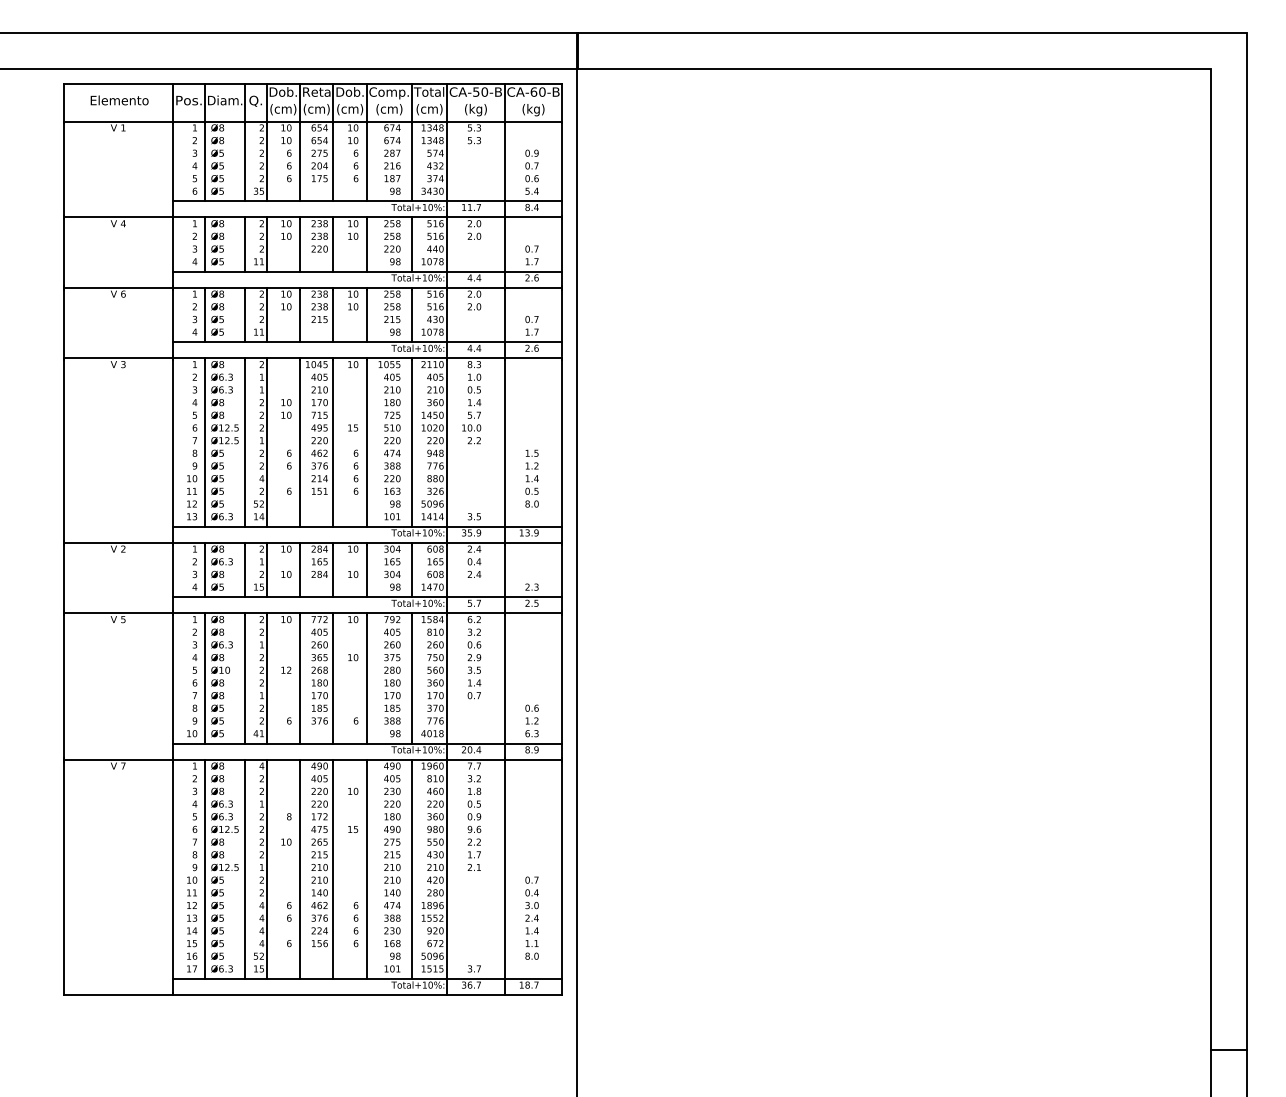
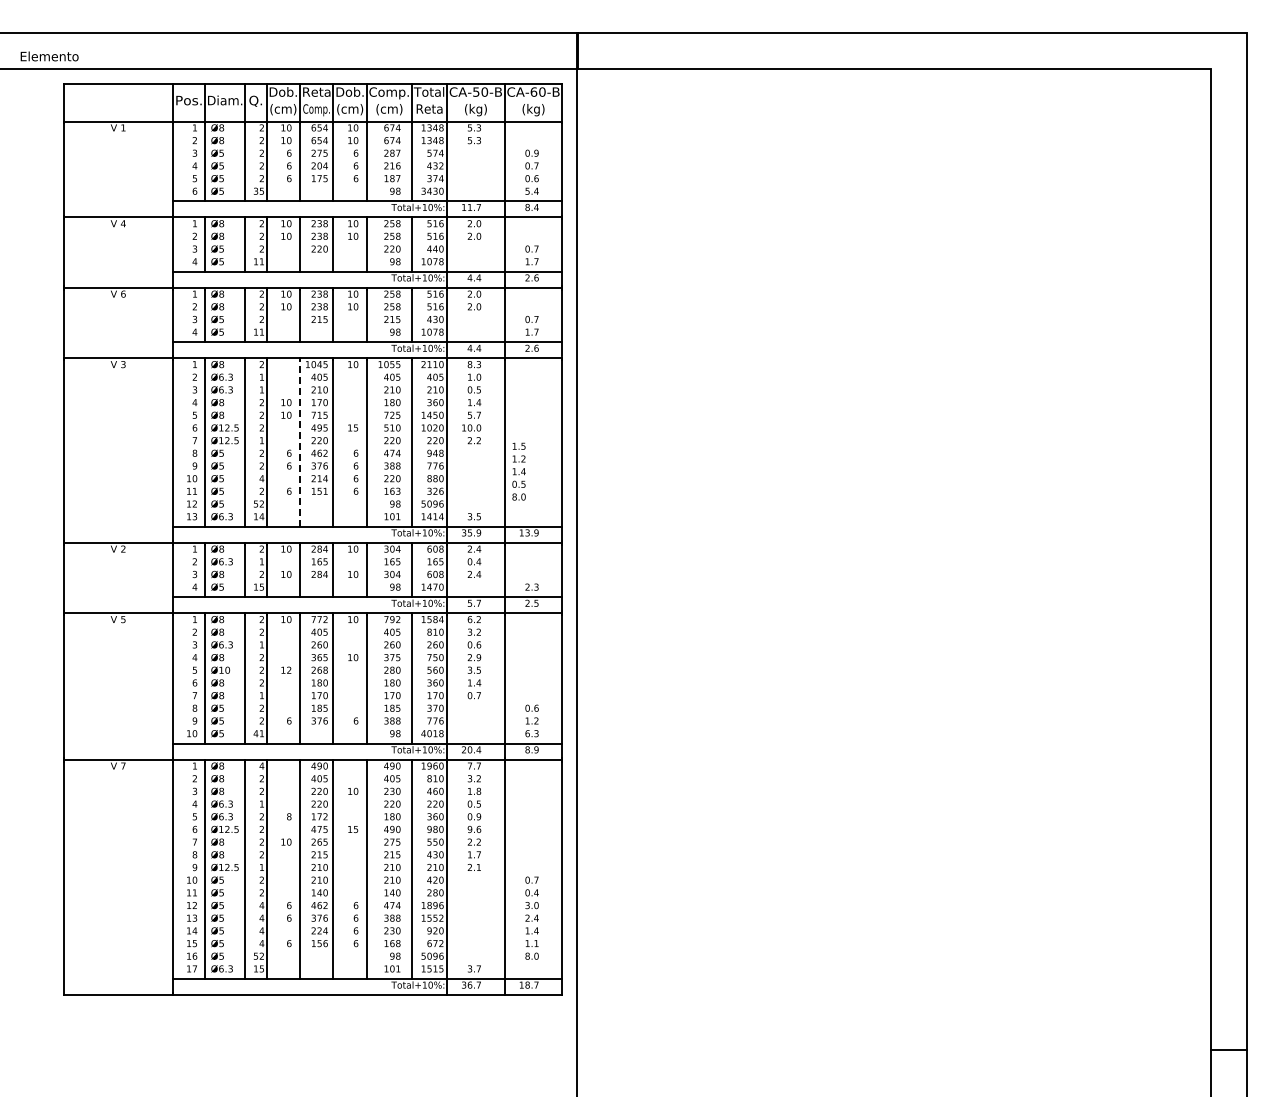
text position: (119, 100) -> (49, 56) (49, 56)
text: (cm) -> Reta (429, 109)
text: (cm) -> Comp. (316, 110)
line: solid -> dashed (300, 442)
text position: (531, 478) -> (518, 471) (518, 471)
